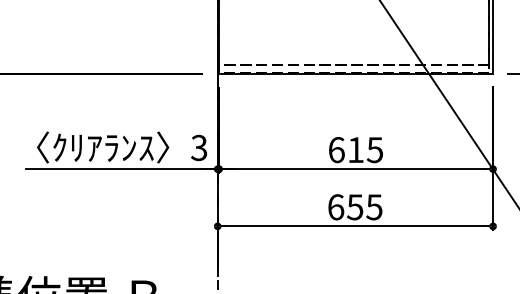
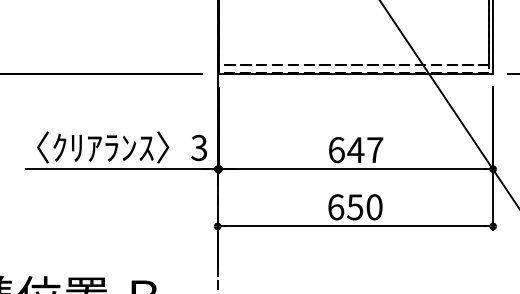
text: 615 -> 647 (365, 150)
text: 655 -> 650 (374, 207)
